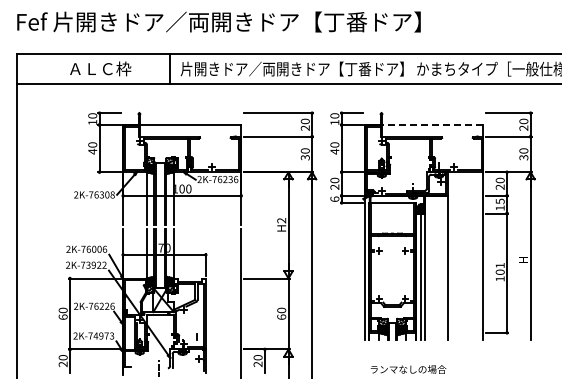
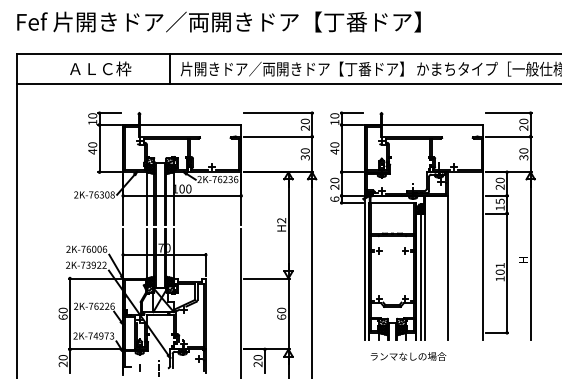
line: dashed -> solid (432, 124)
line position: (196, 336) -> (139, 367) (139, 367)
text position: (408, 369) -> (408, 356) (408, 356)
